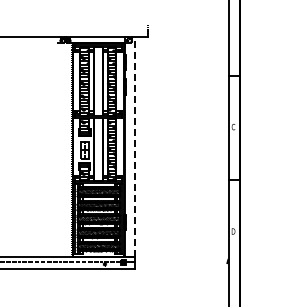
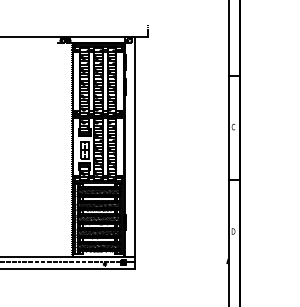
hatch: none -> present (97, 114)
line: dashed -> solid (135, 146)
